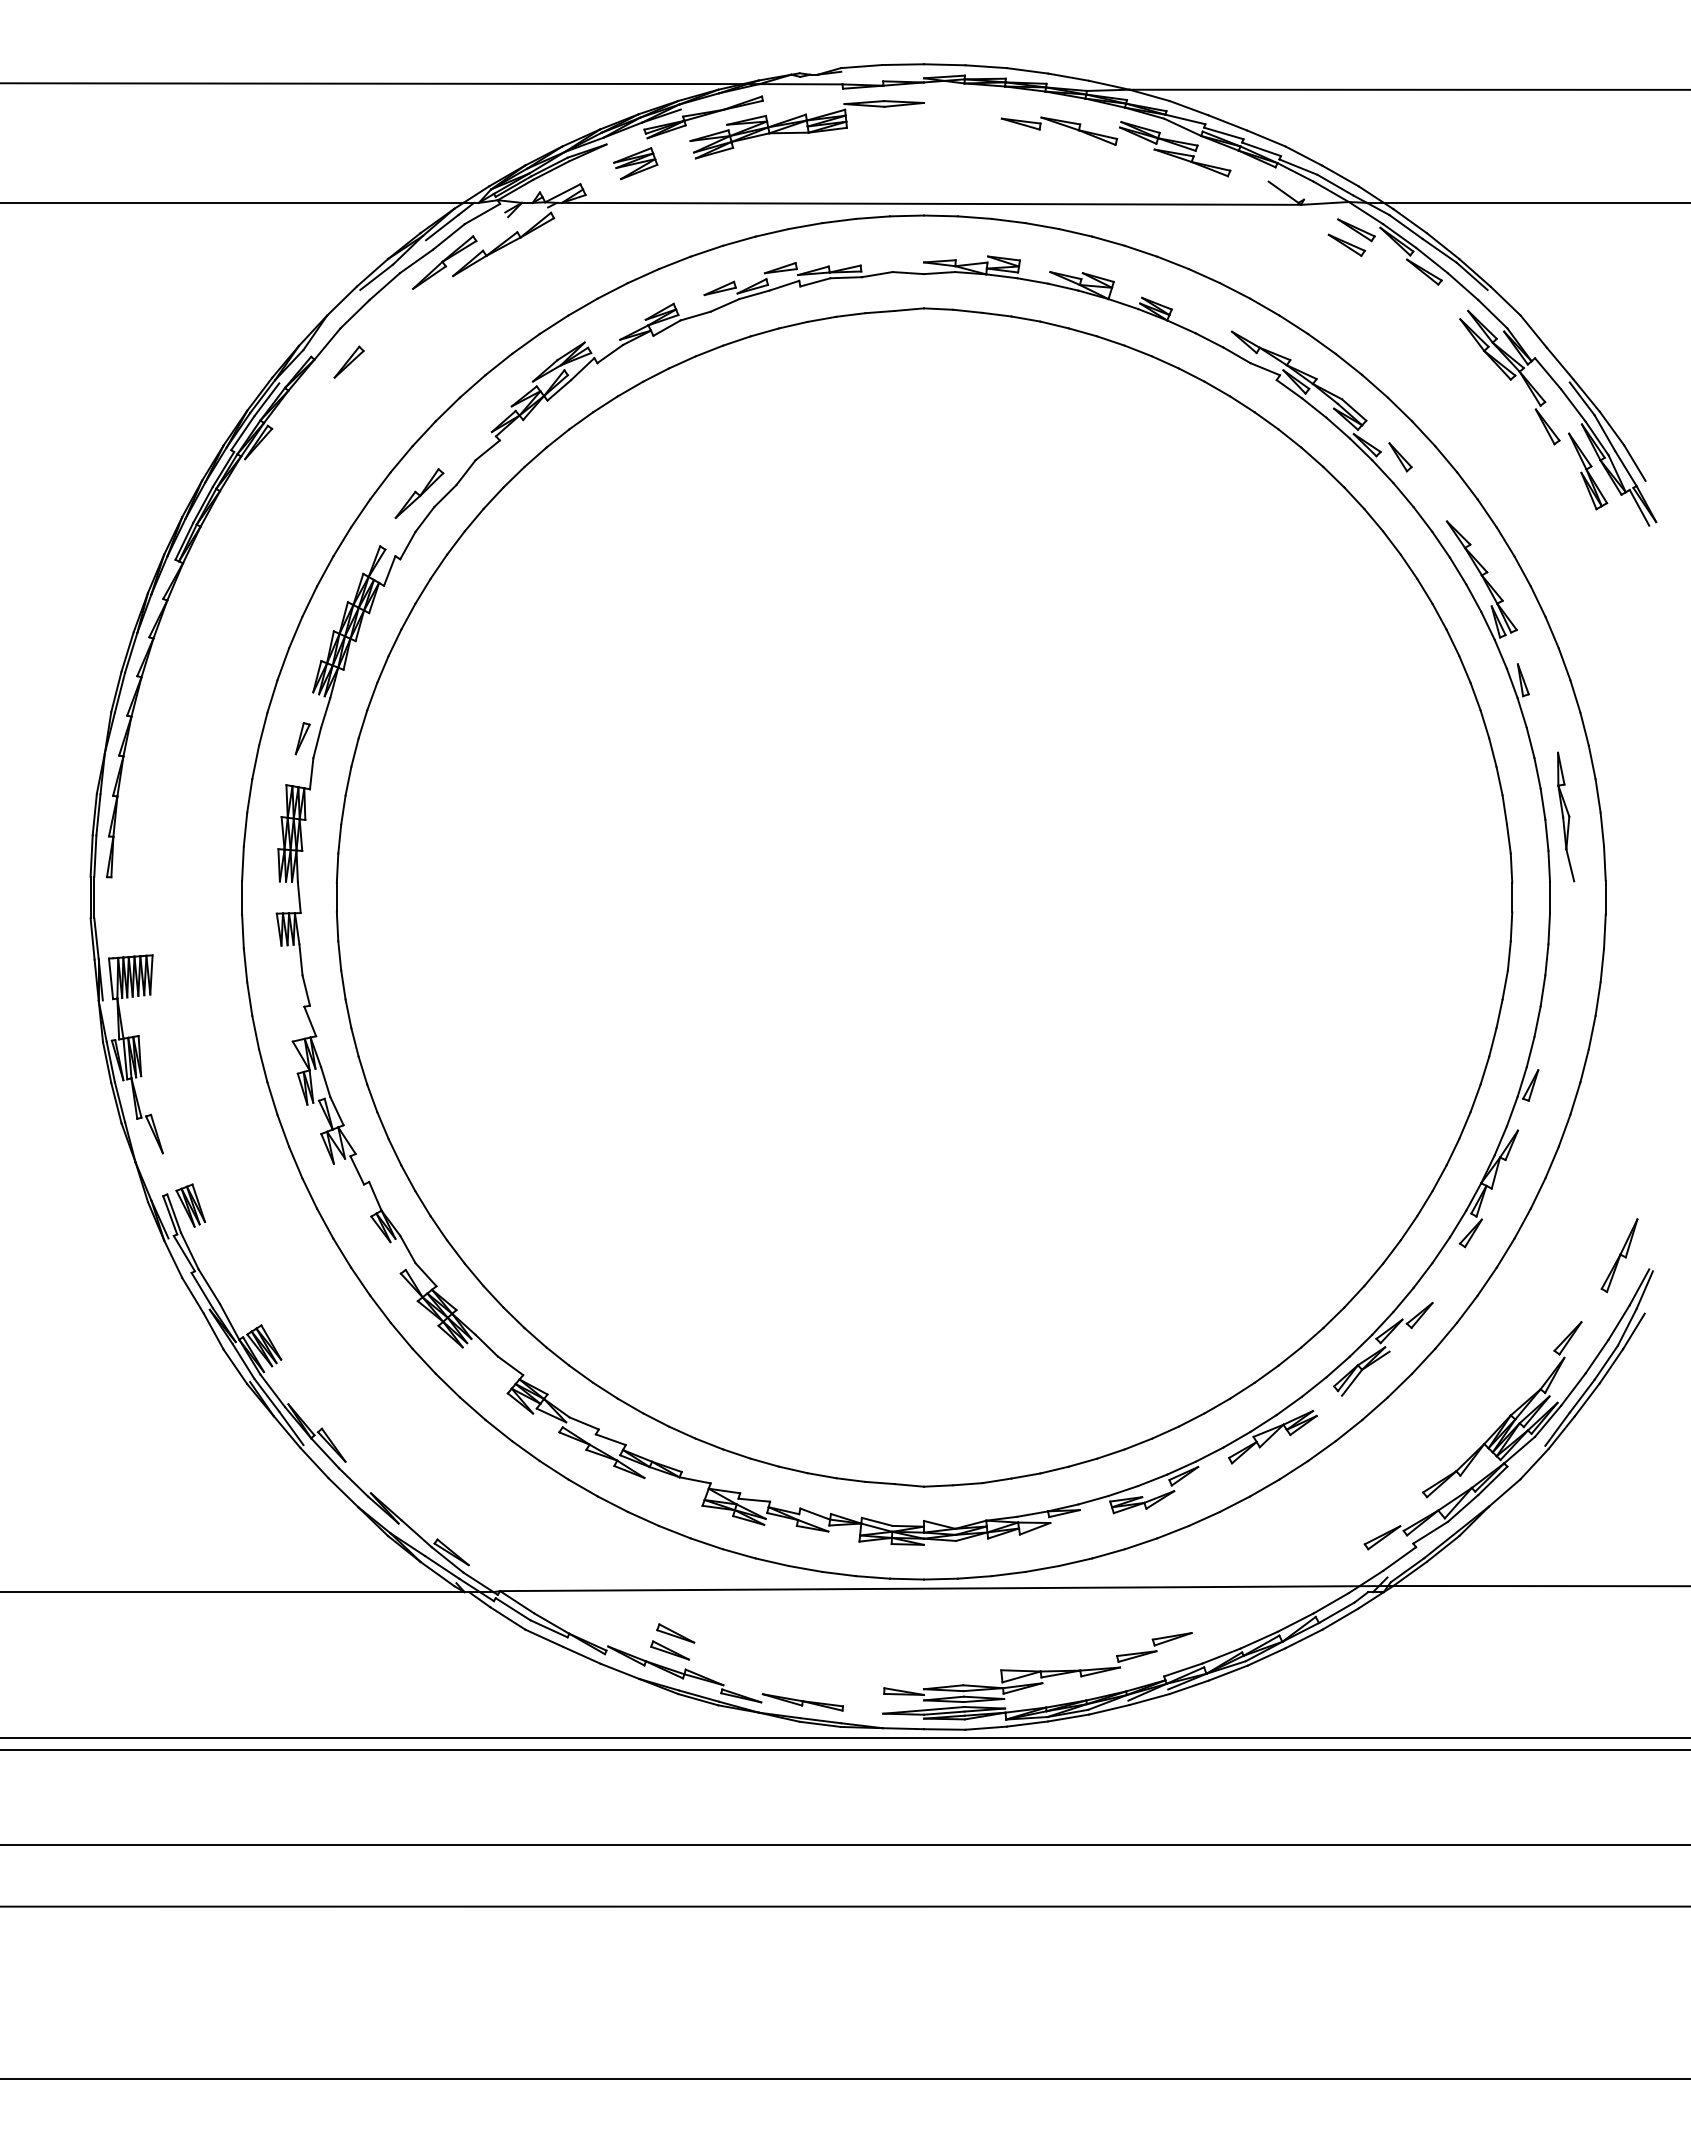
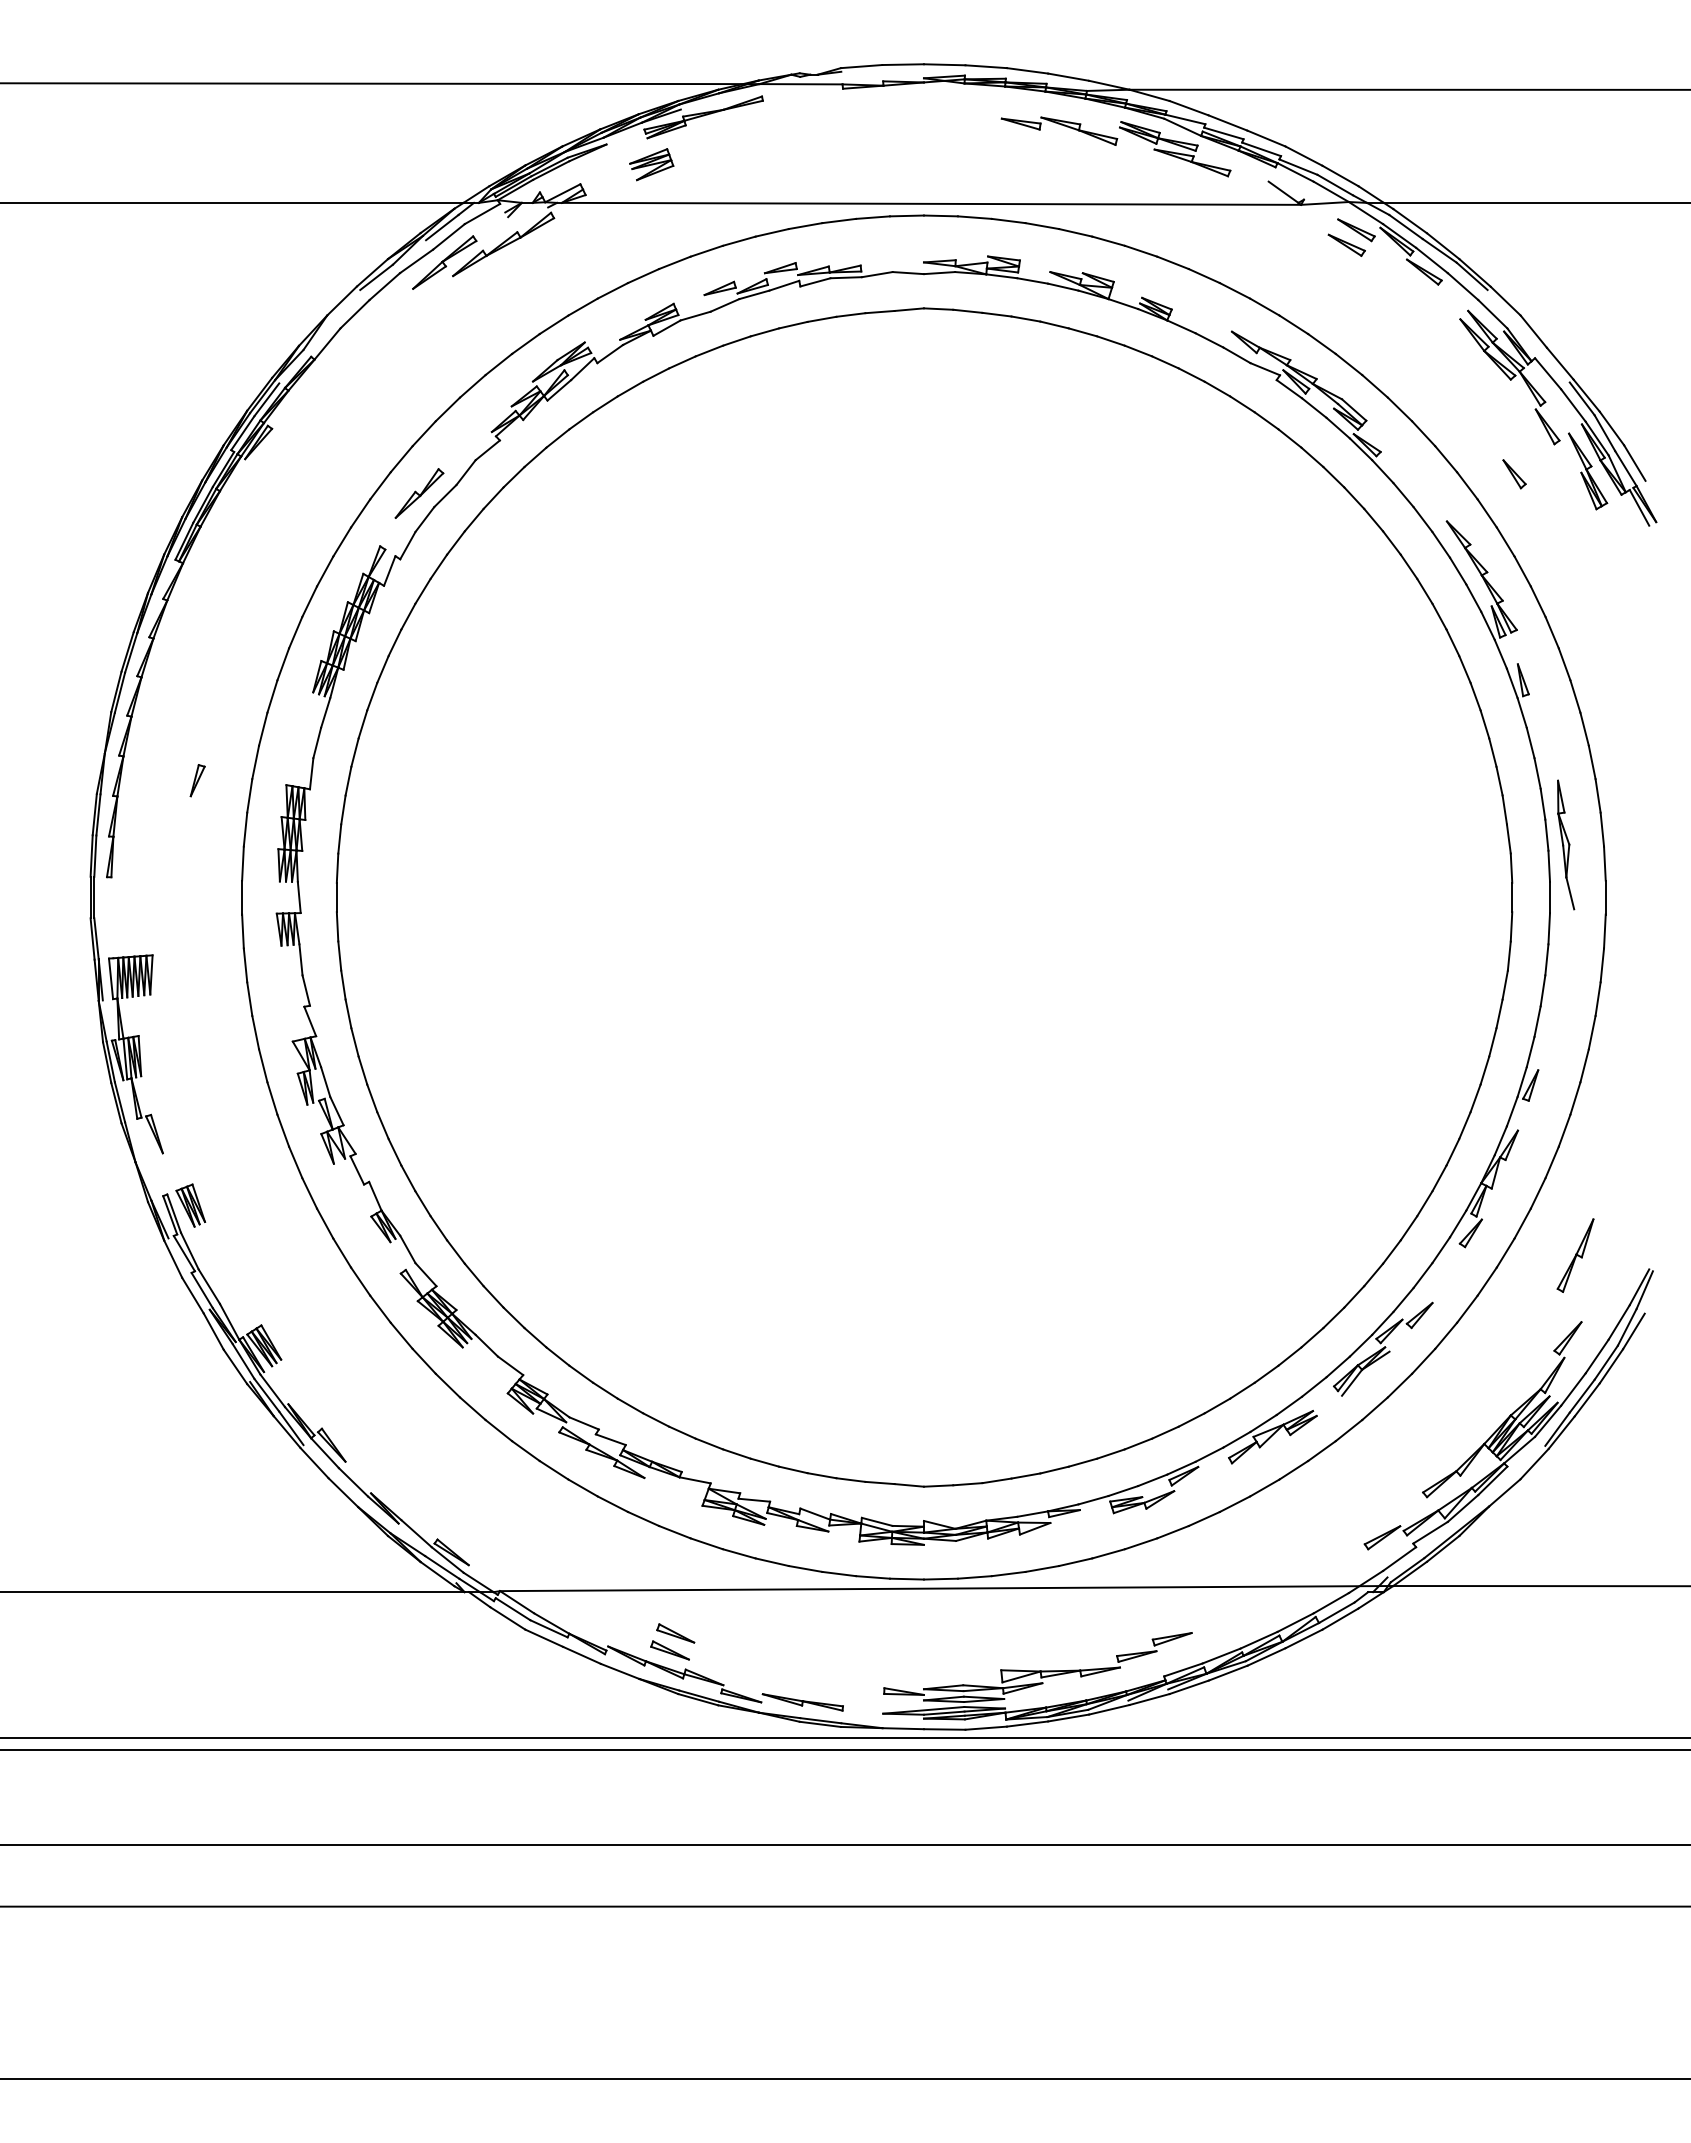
part: present -> none (806, 129)
part position: (635, 163) -> (651, 164) (651, 164)
part: present -> none (348, 361)
part position: (1400, 457) -> (1514, 474) (1514, 474)
part position: (302, 738) -> (197, 780) (197, 780)
part position: (1566, 816) -> (1566, 844) (1566, 844)
part position: (1619, 1255) -> (1575, 1255) (1575, 1255)
